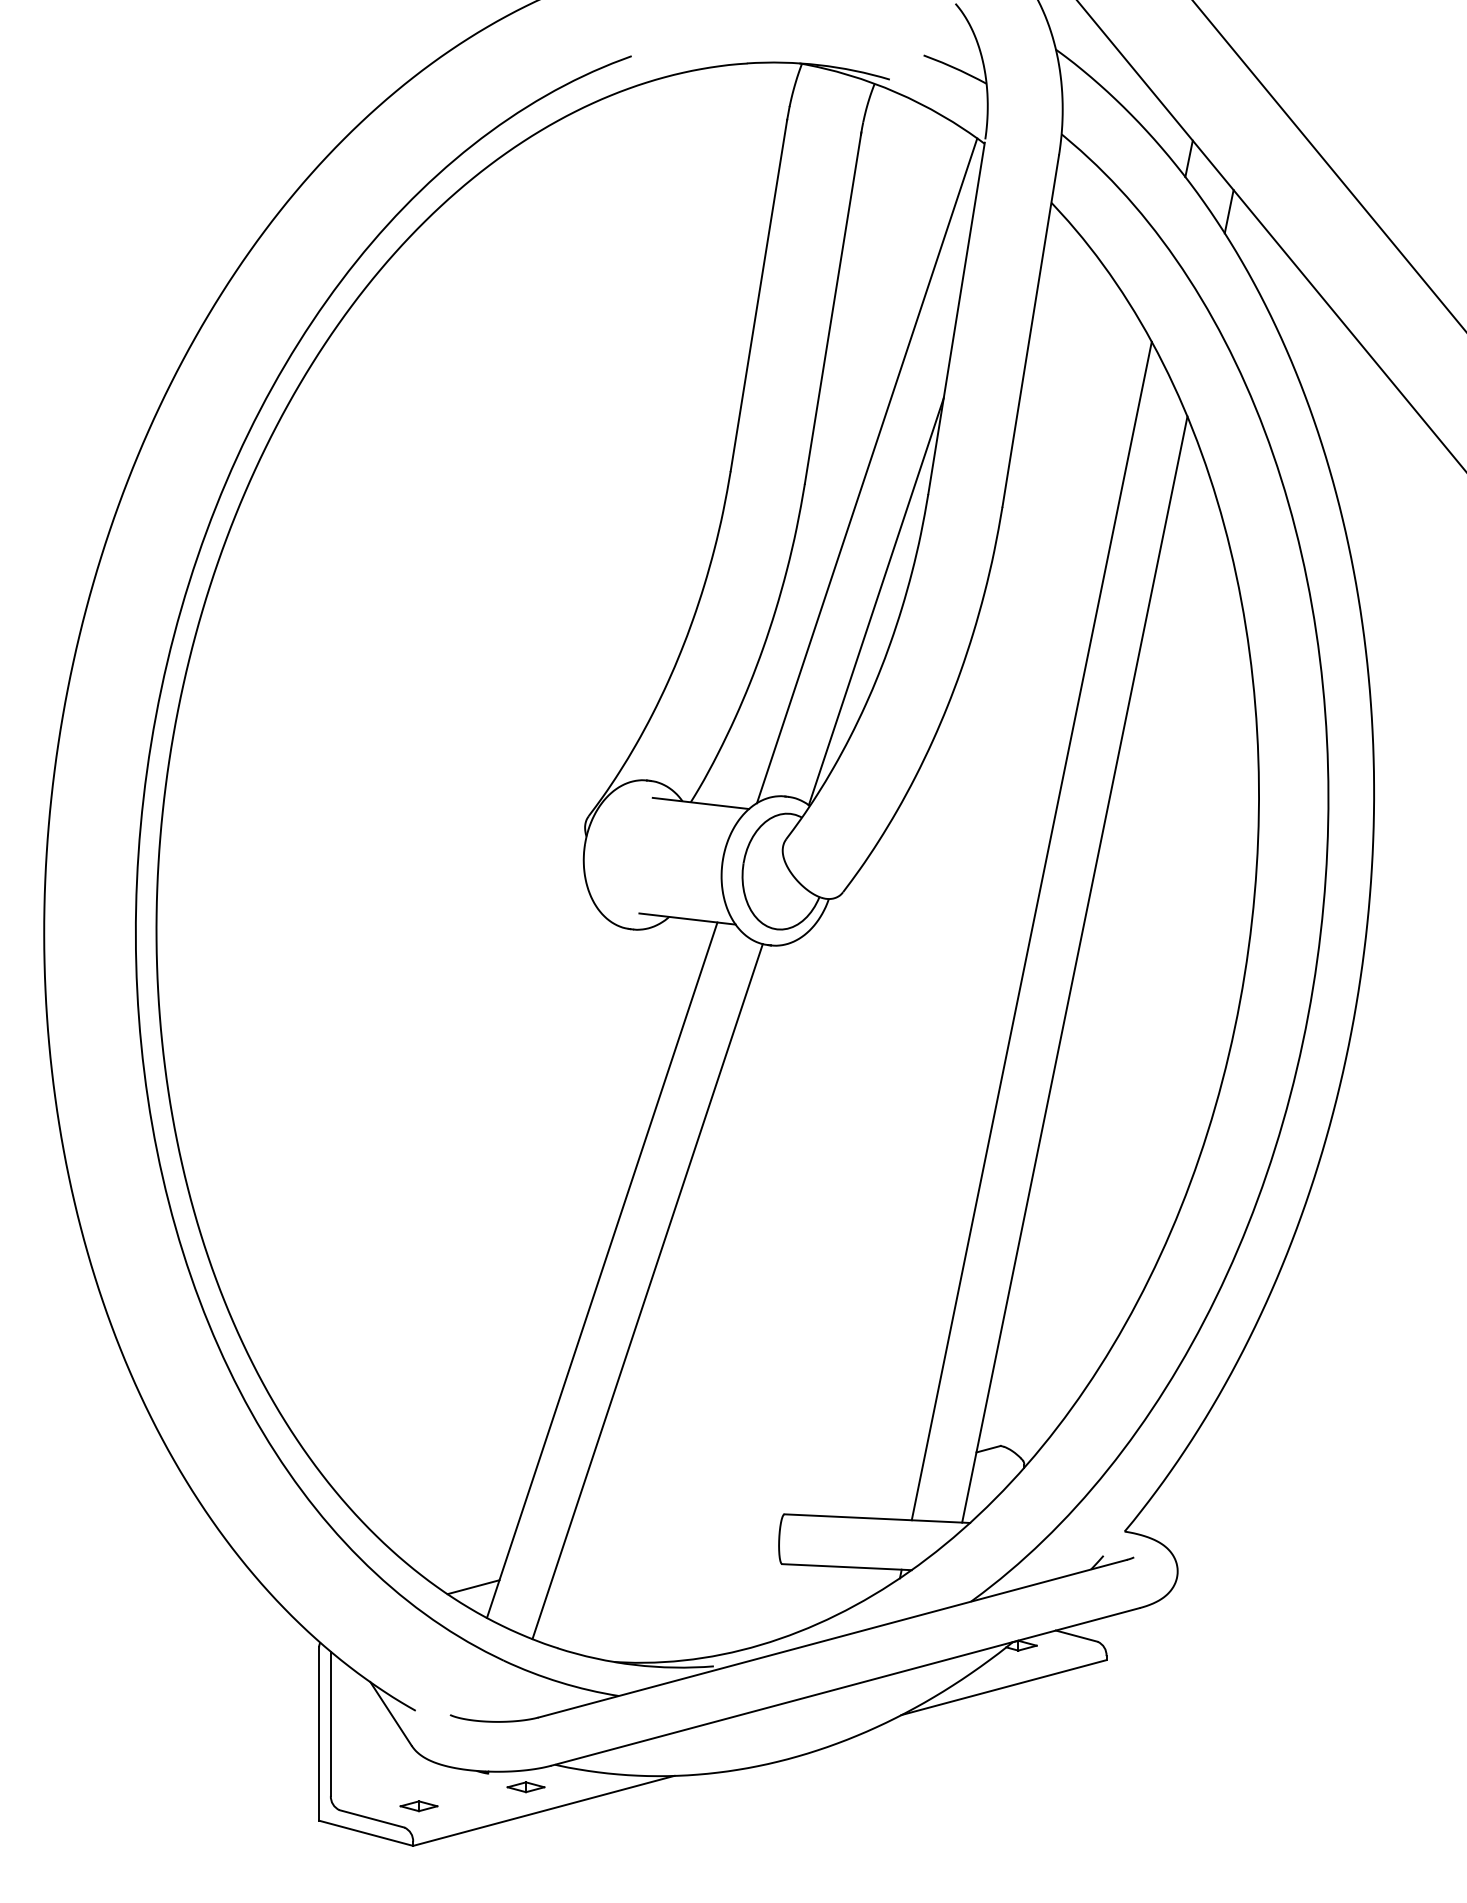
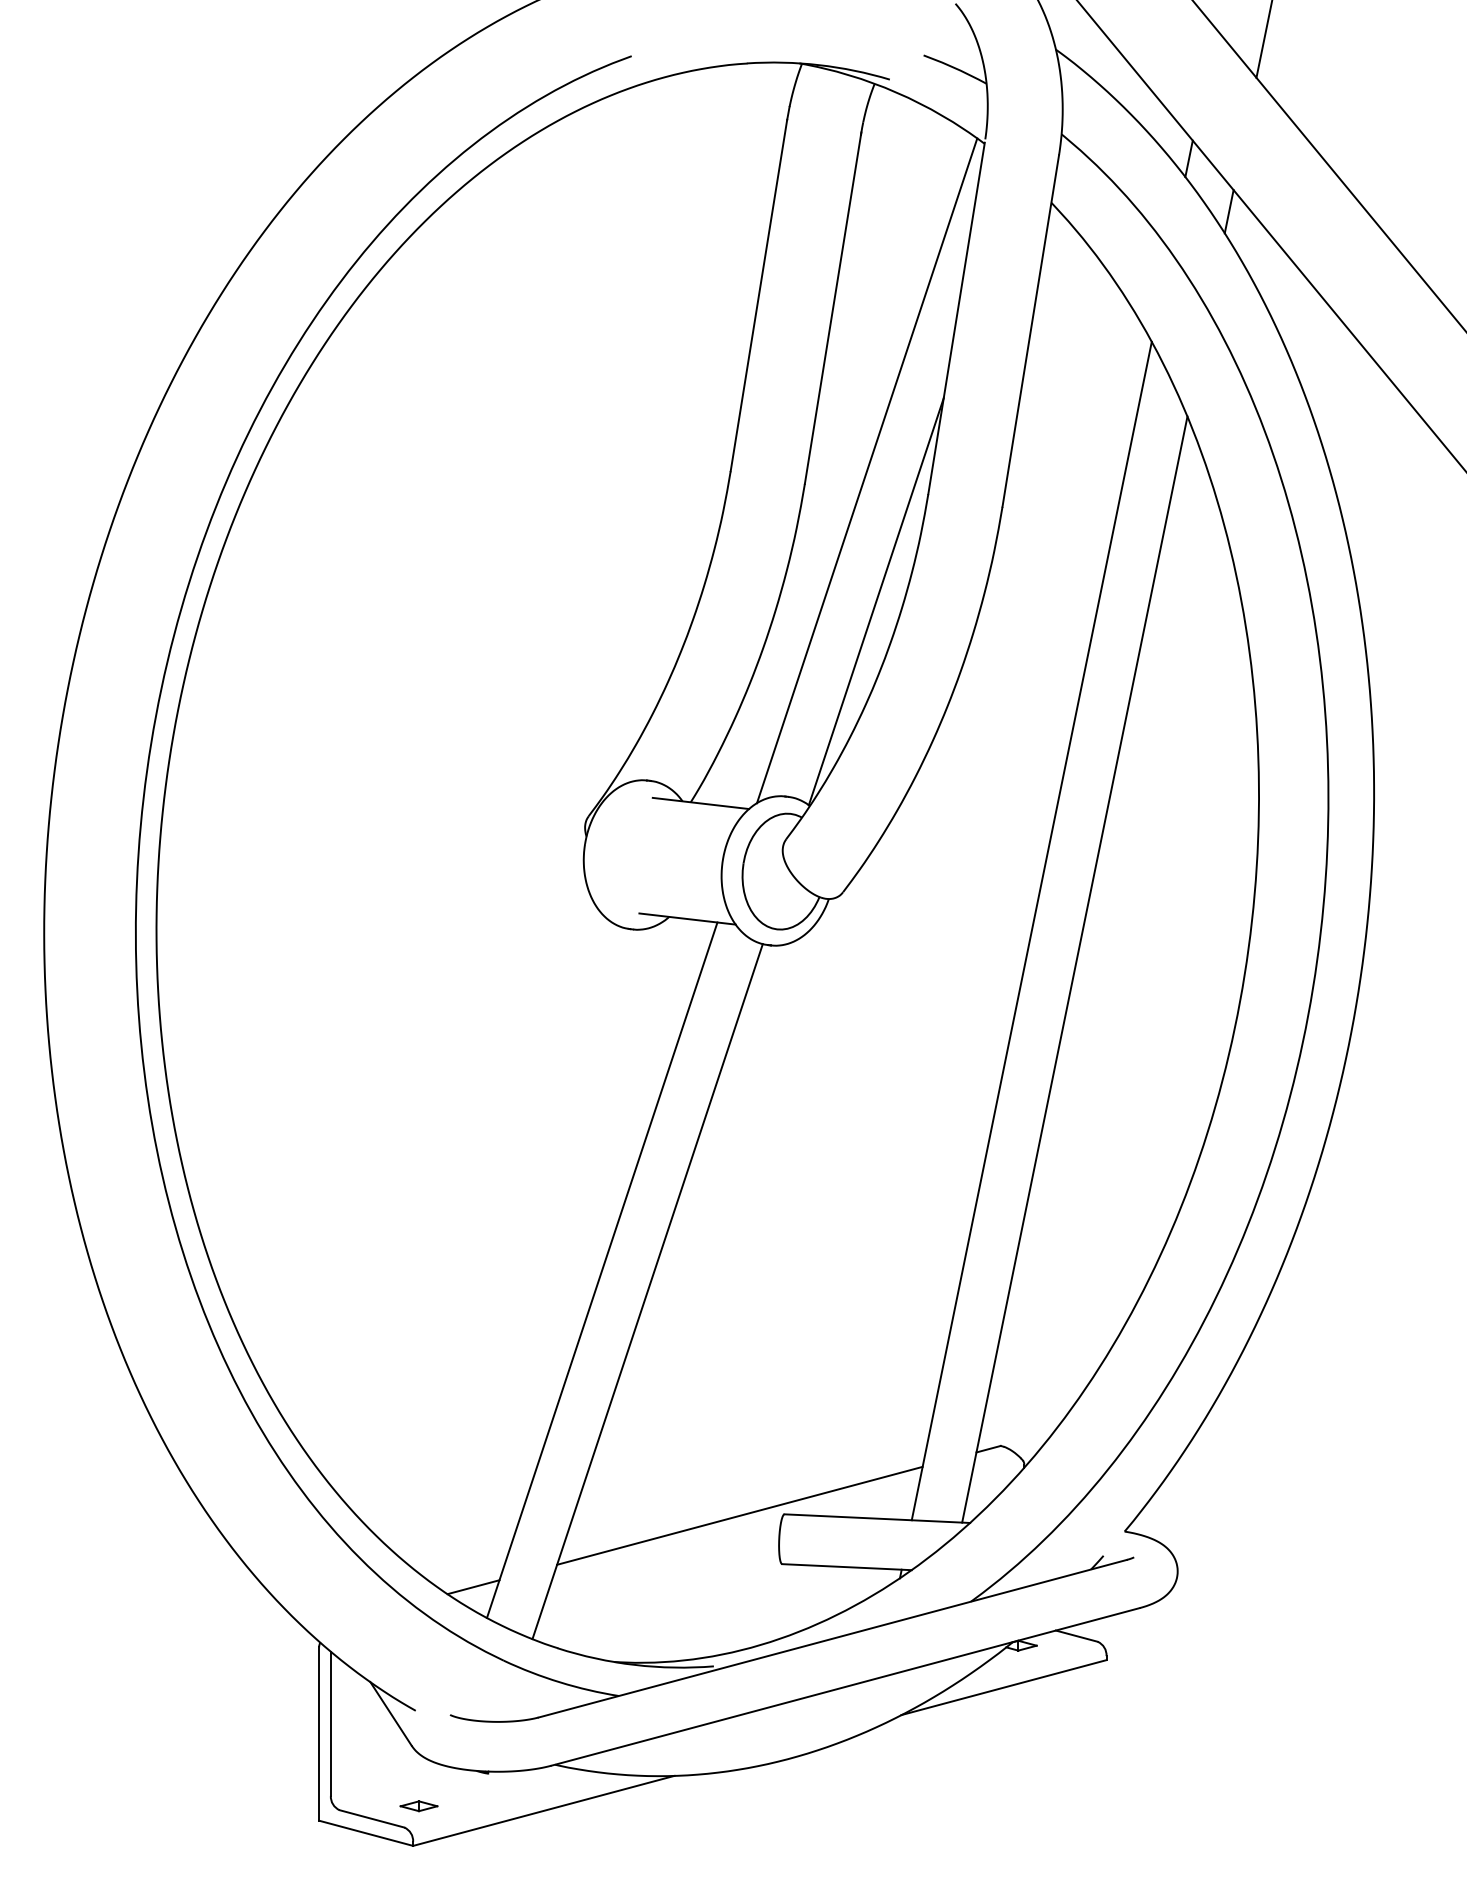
line: none -> present (1263, 39)
line: none -> present (739, 1515)
part: present -> none (525, 1787)
